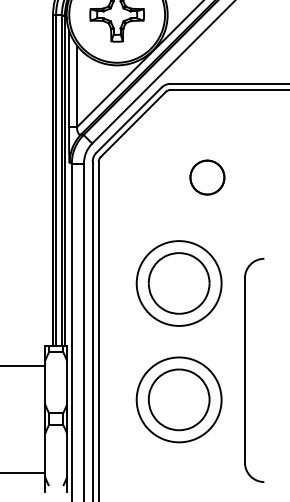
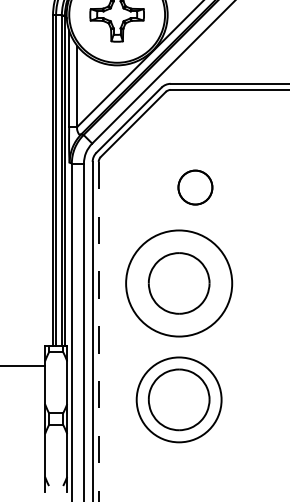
part position: (207, 177) -> (195, 187) (195, 187)
circle diameter: 85 px -> 106 px (179, 283)
line: solid -> dashed (98, 331)
part: present -> none (245, 369)
line: present -> none (23, 472)
